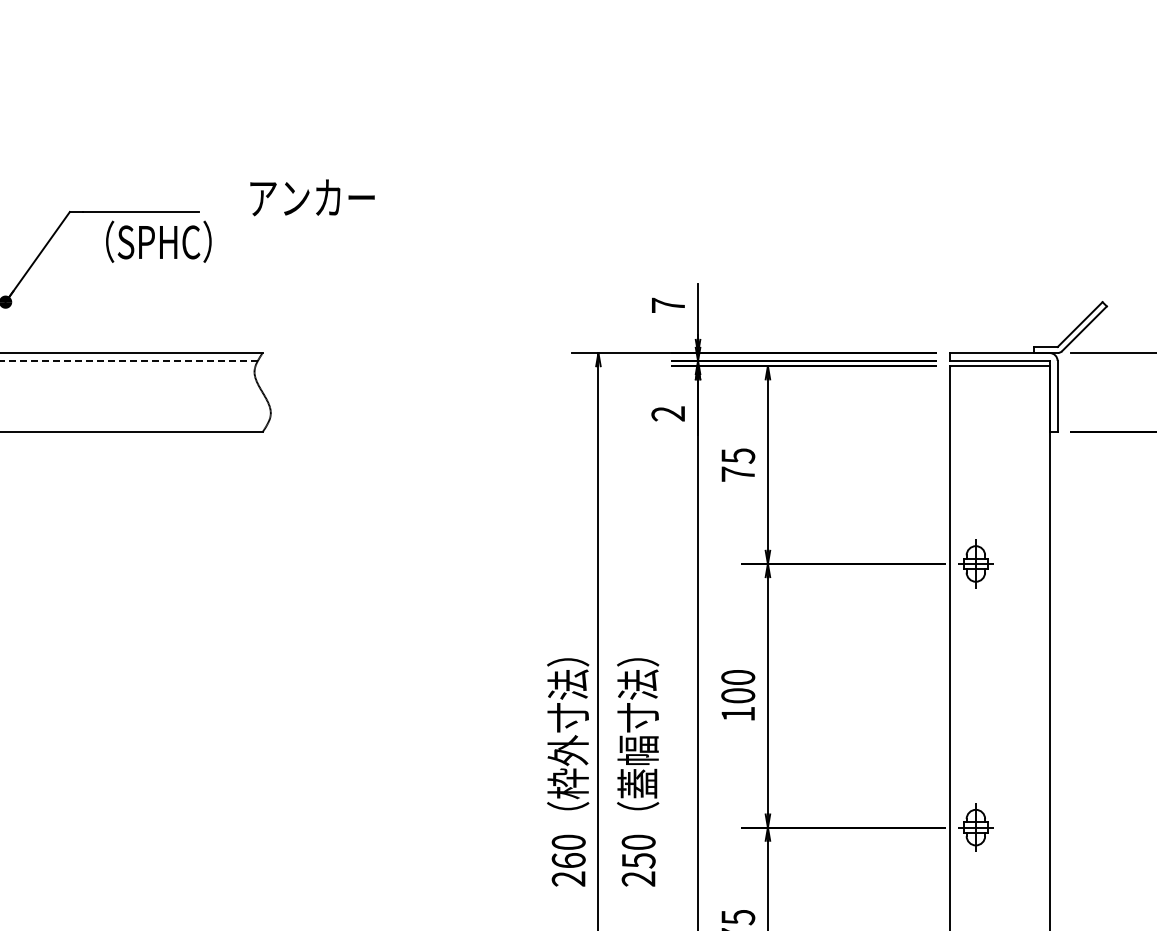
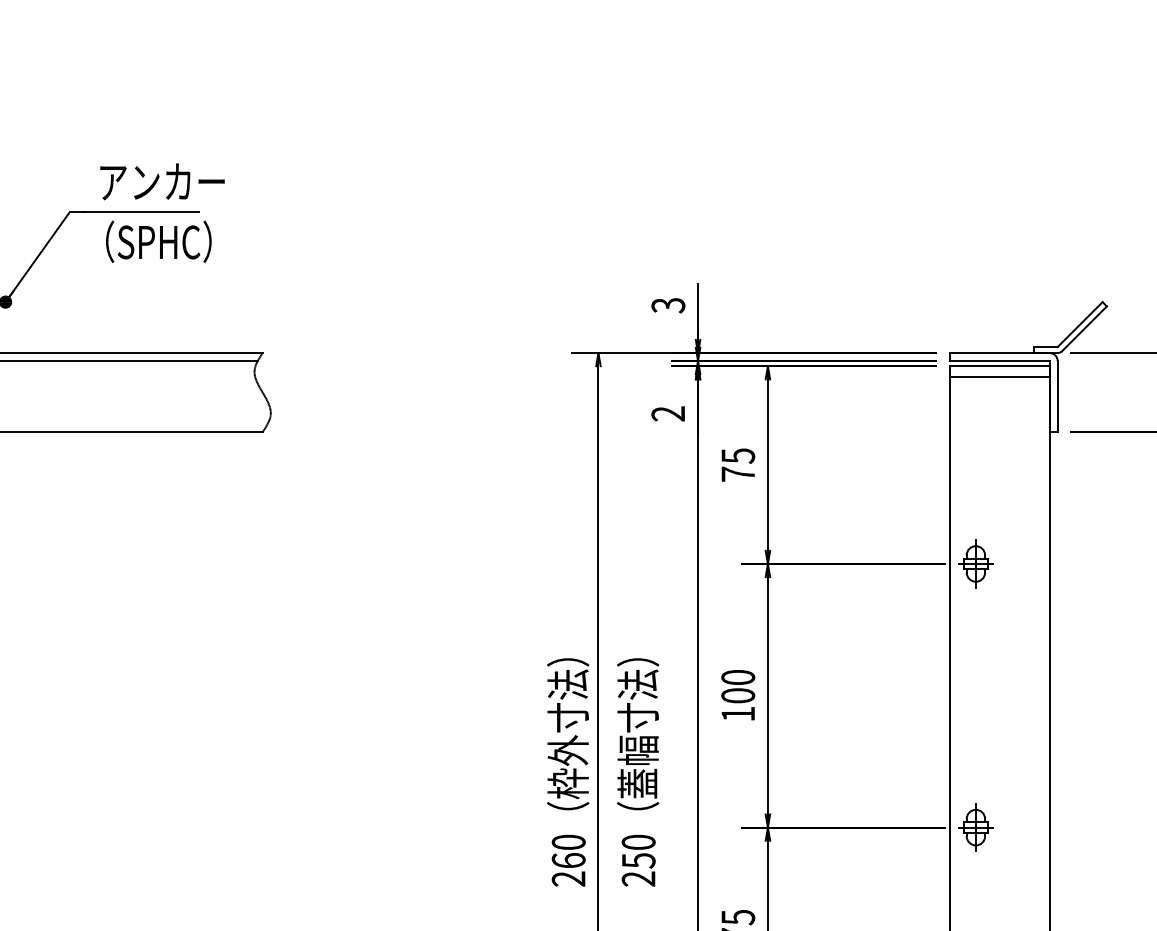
text position: (312, 197) -> (162, 181) (162, 181)
text: 7 -> 3 (668, 305)
line: dashed -> solid (129, 360)
line: none -> present (999, 376)
